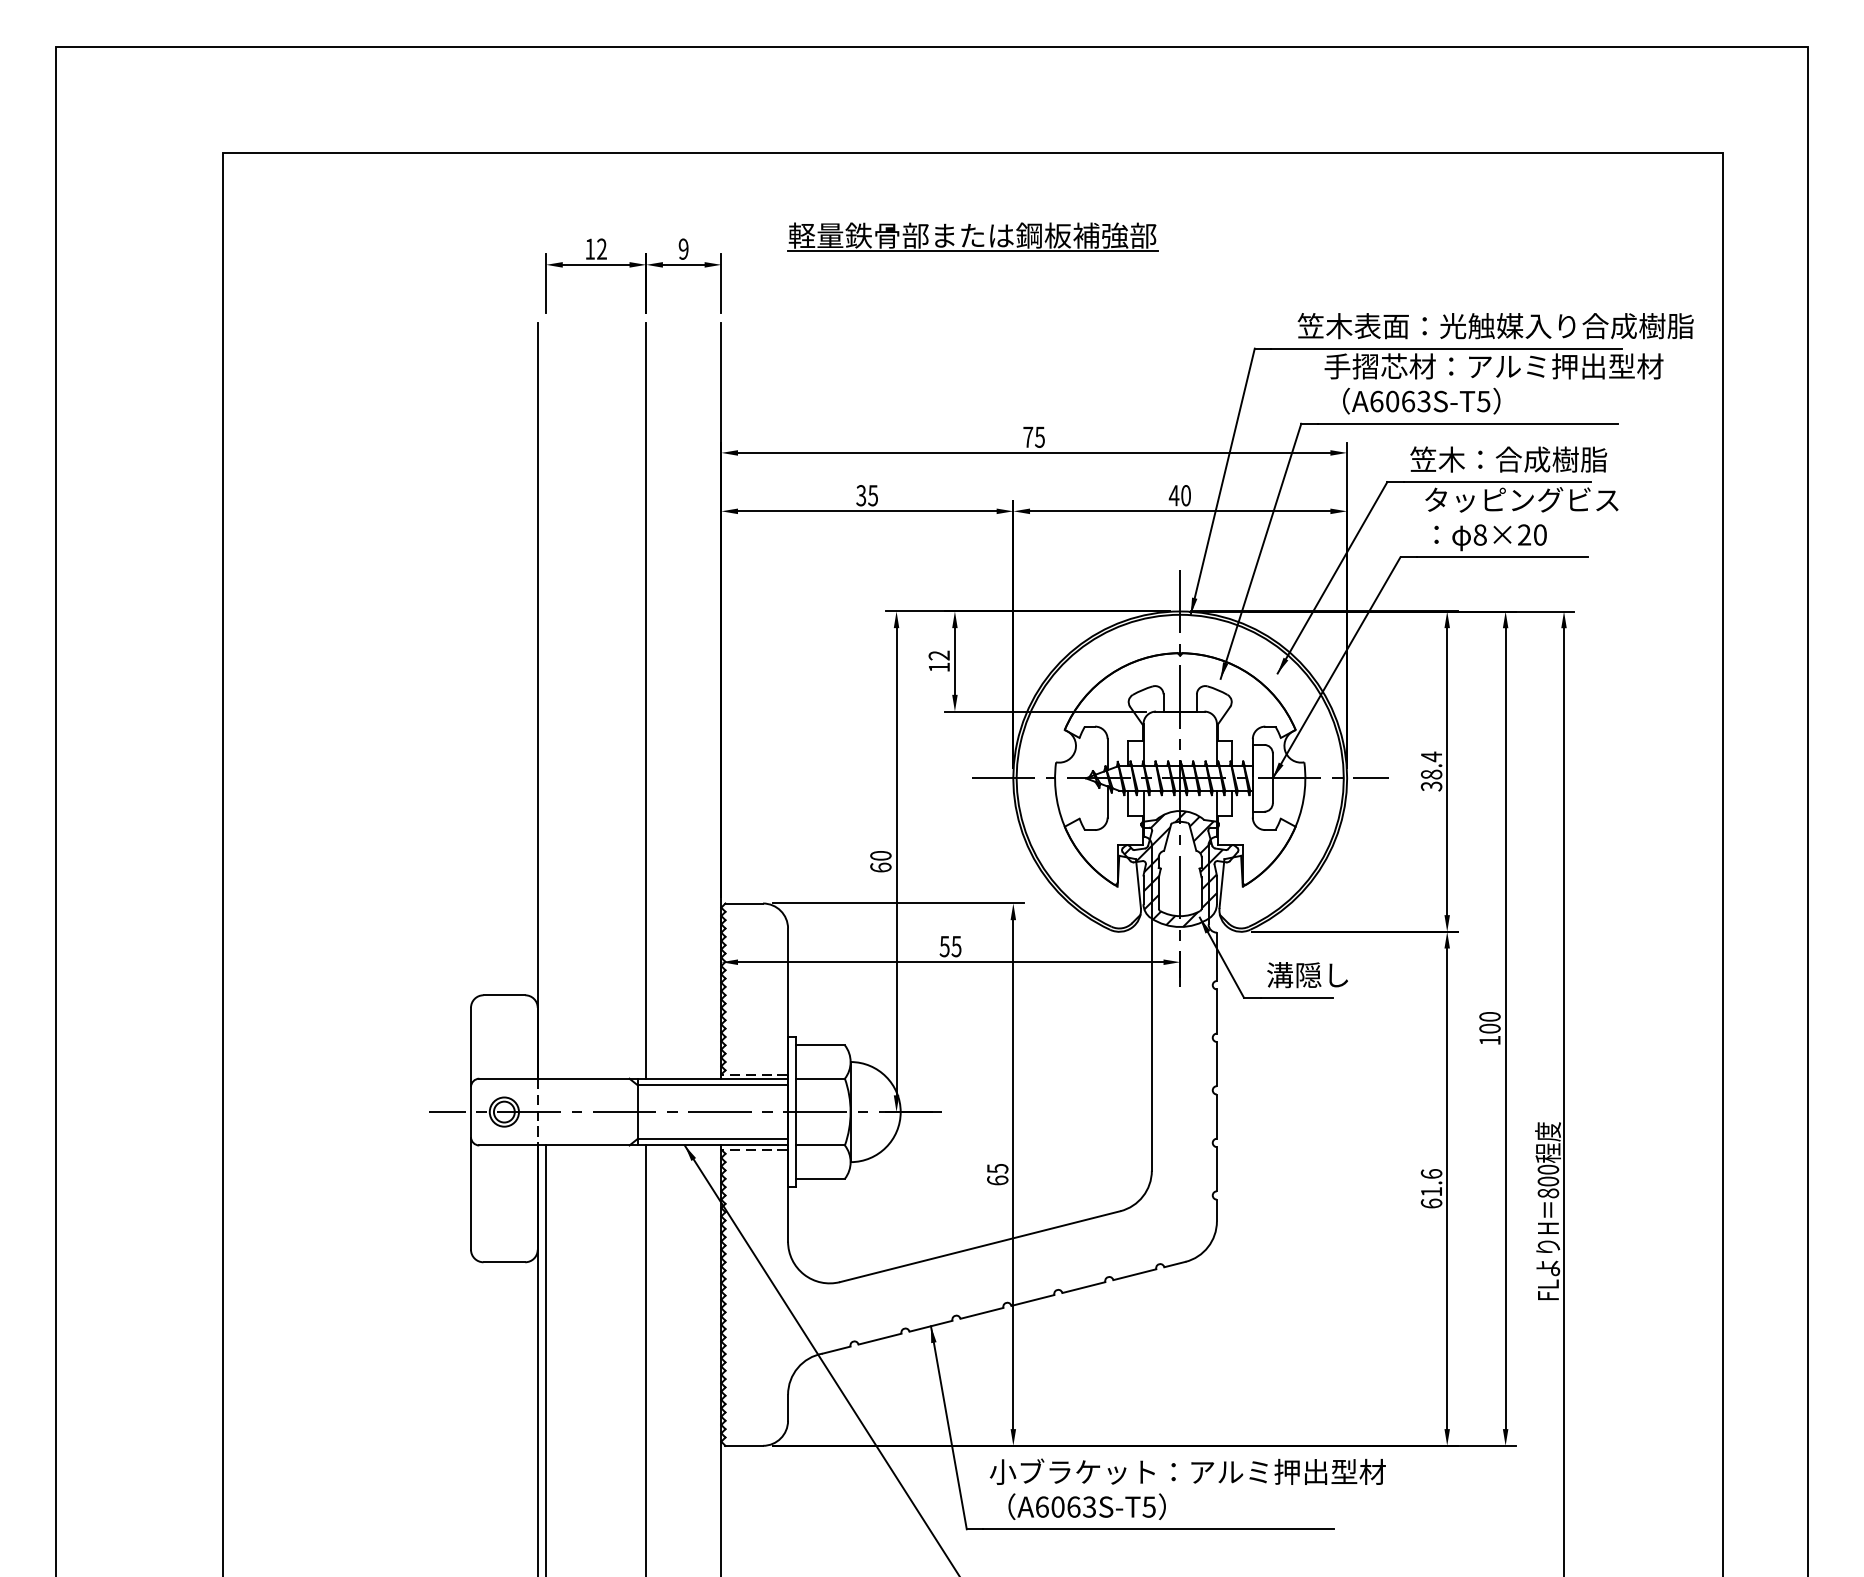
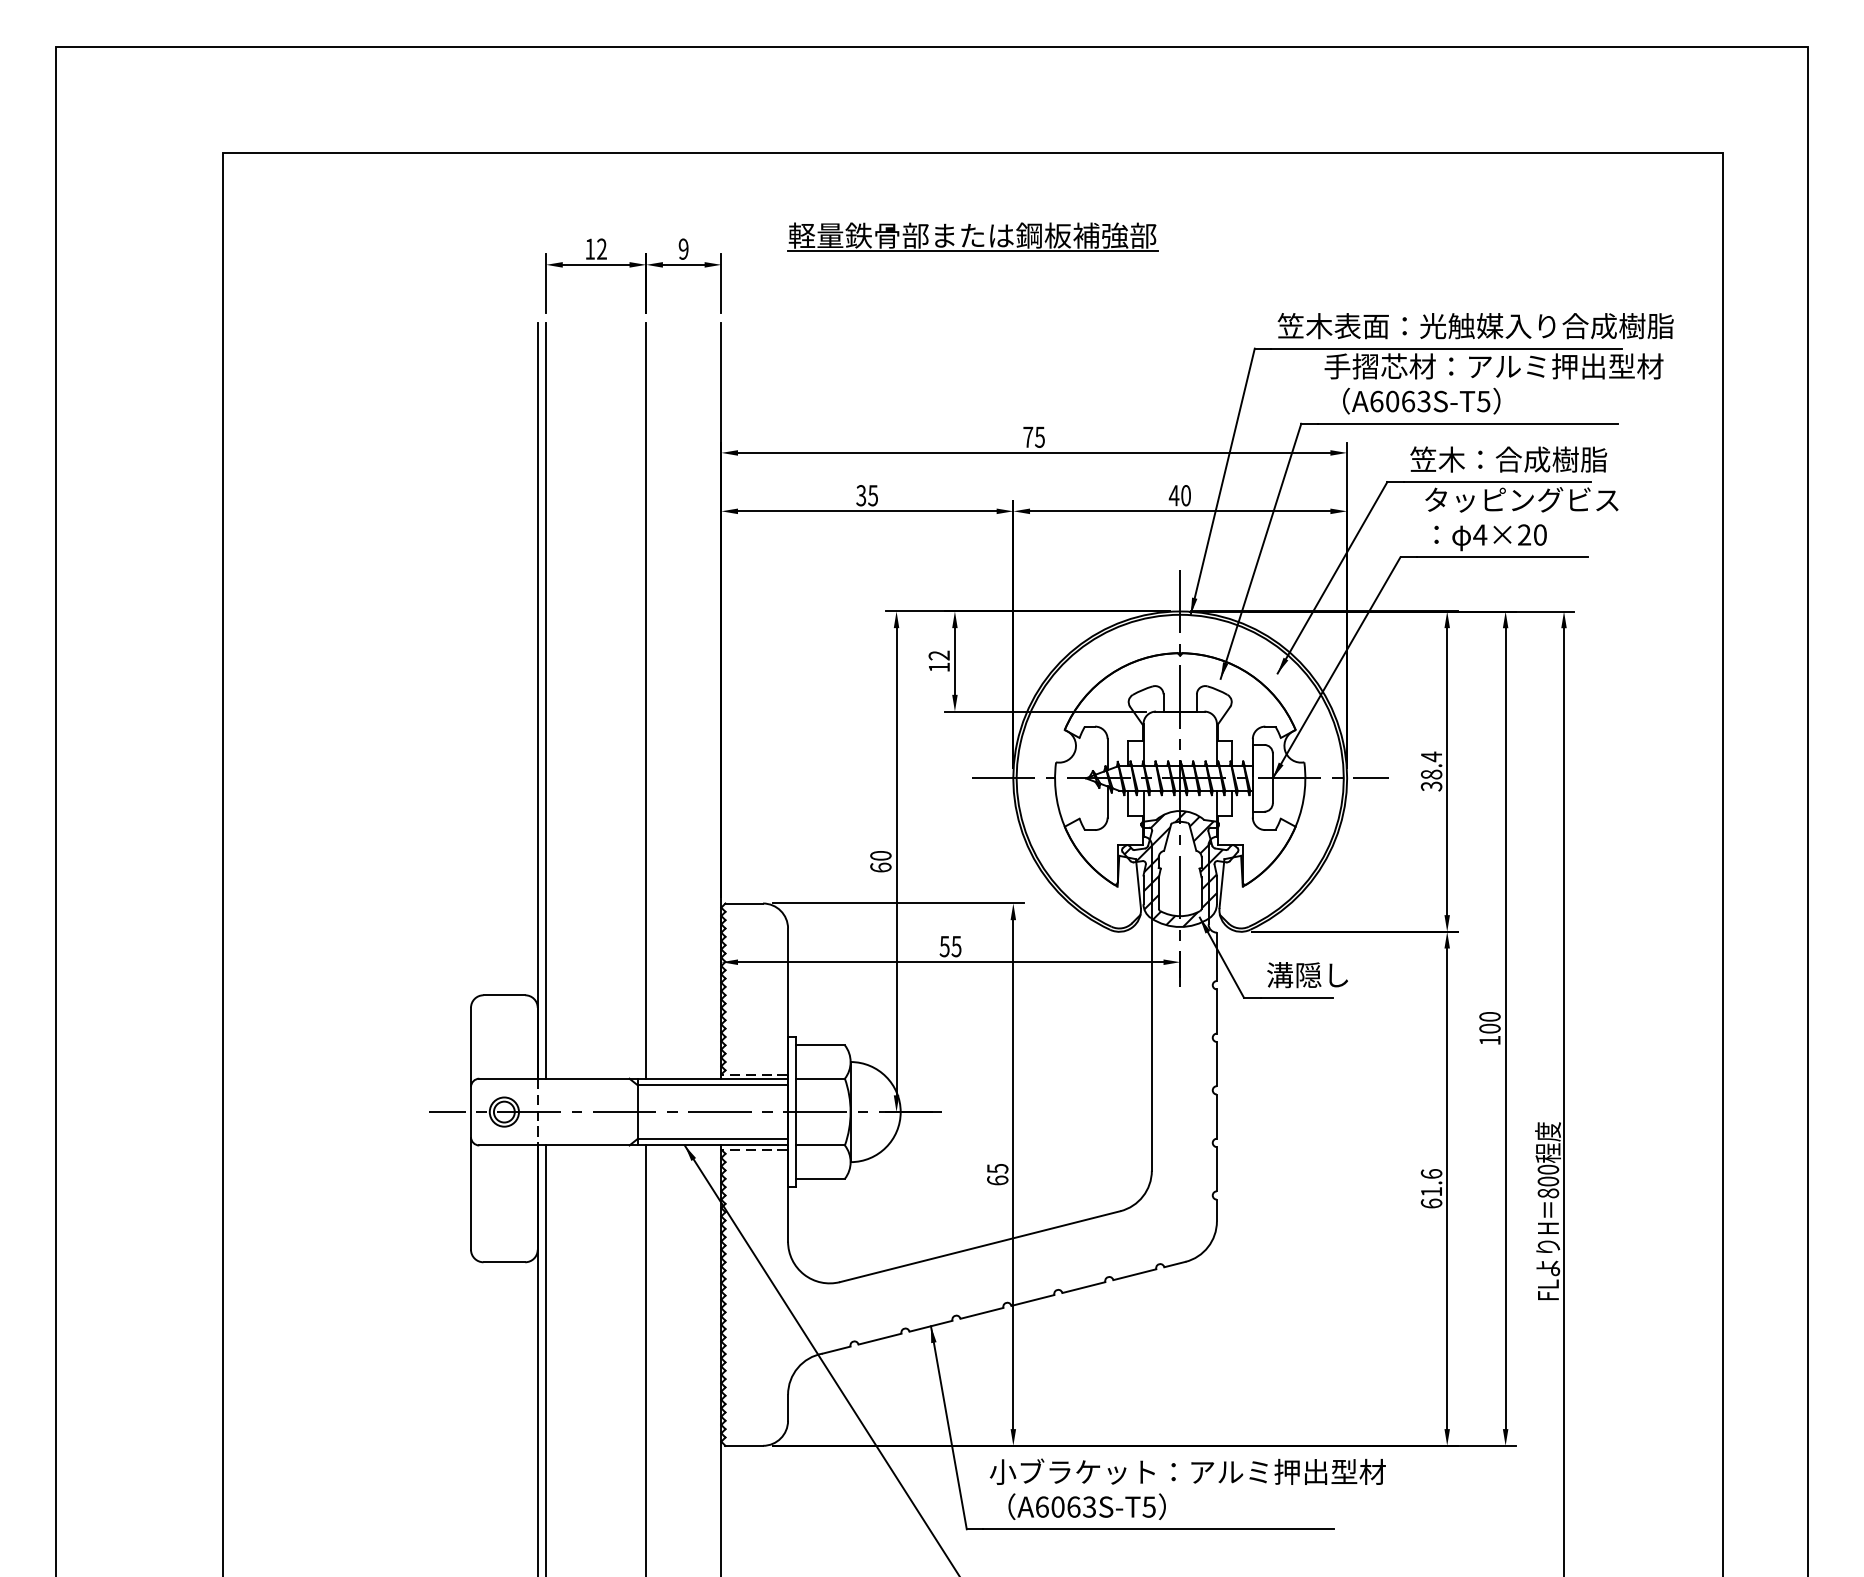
text position: (1495, 326) -> (1475, 326) (1475, 326)
text: 8×20 -> 4×20 (1480, 534)
line: none -> present (546, 700)
